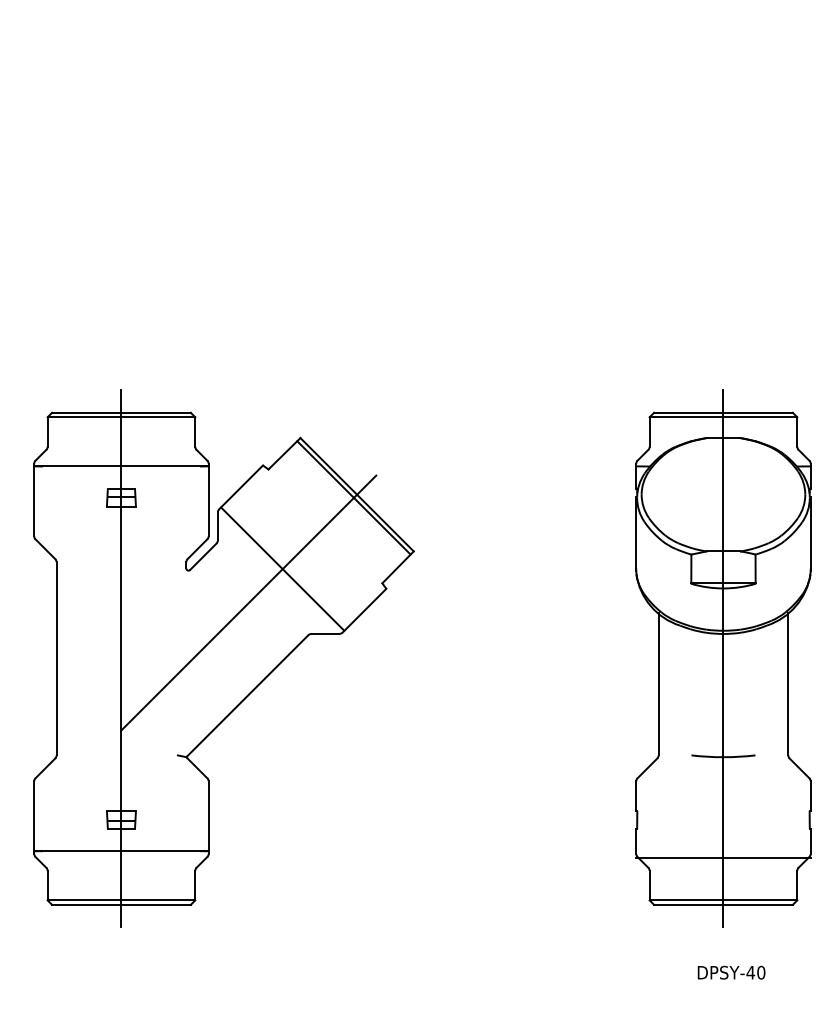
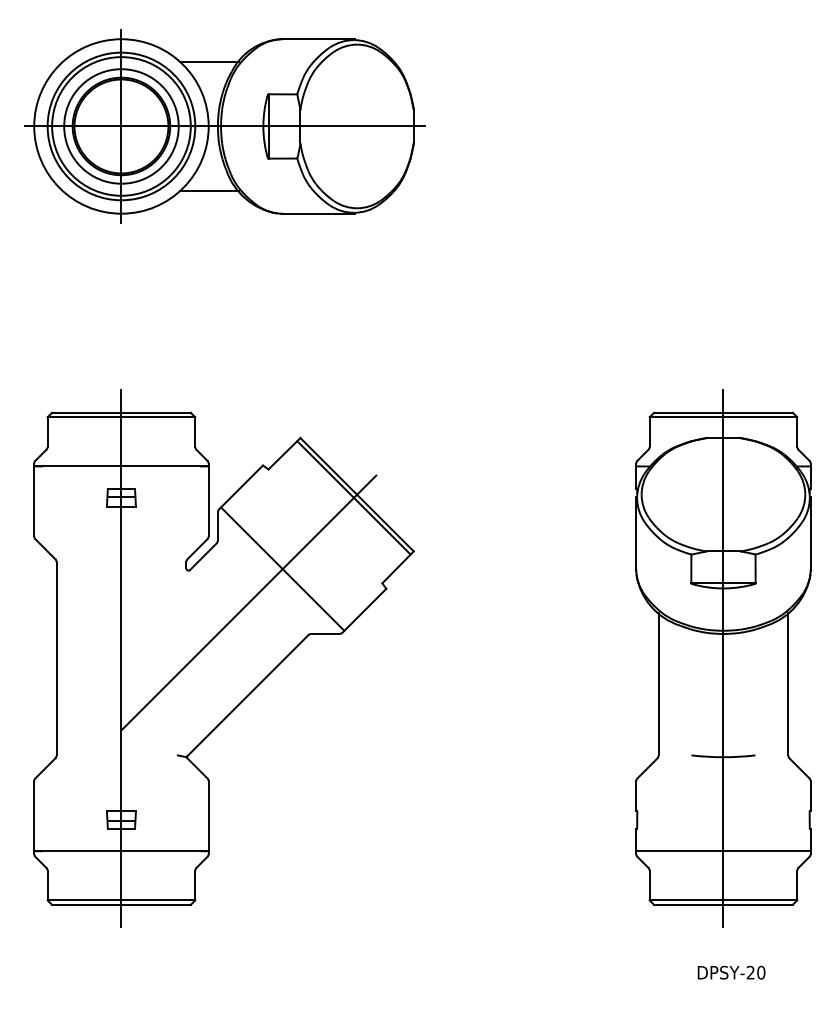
part: none -> present (224, 126)
line position: (723, 858) -> (723, 851) (723, 851)
text: DPSY-40 -> DPSY-20 (750, 972)
